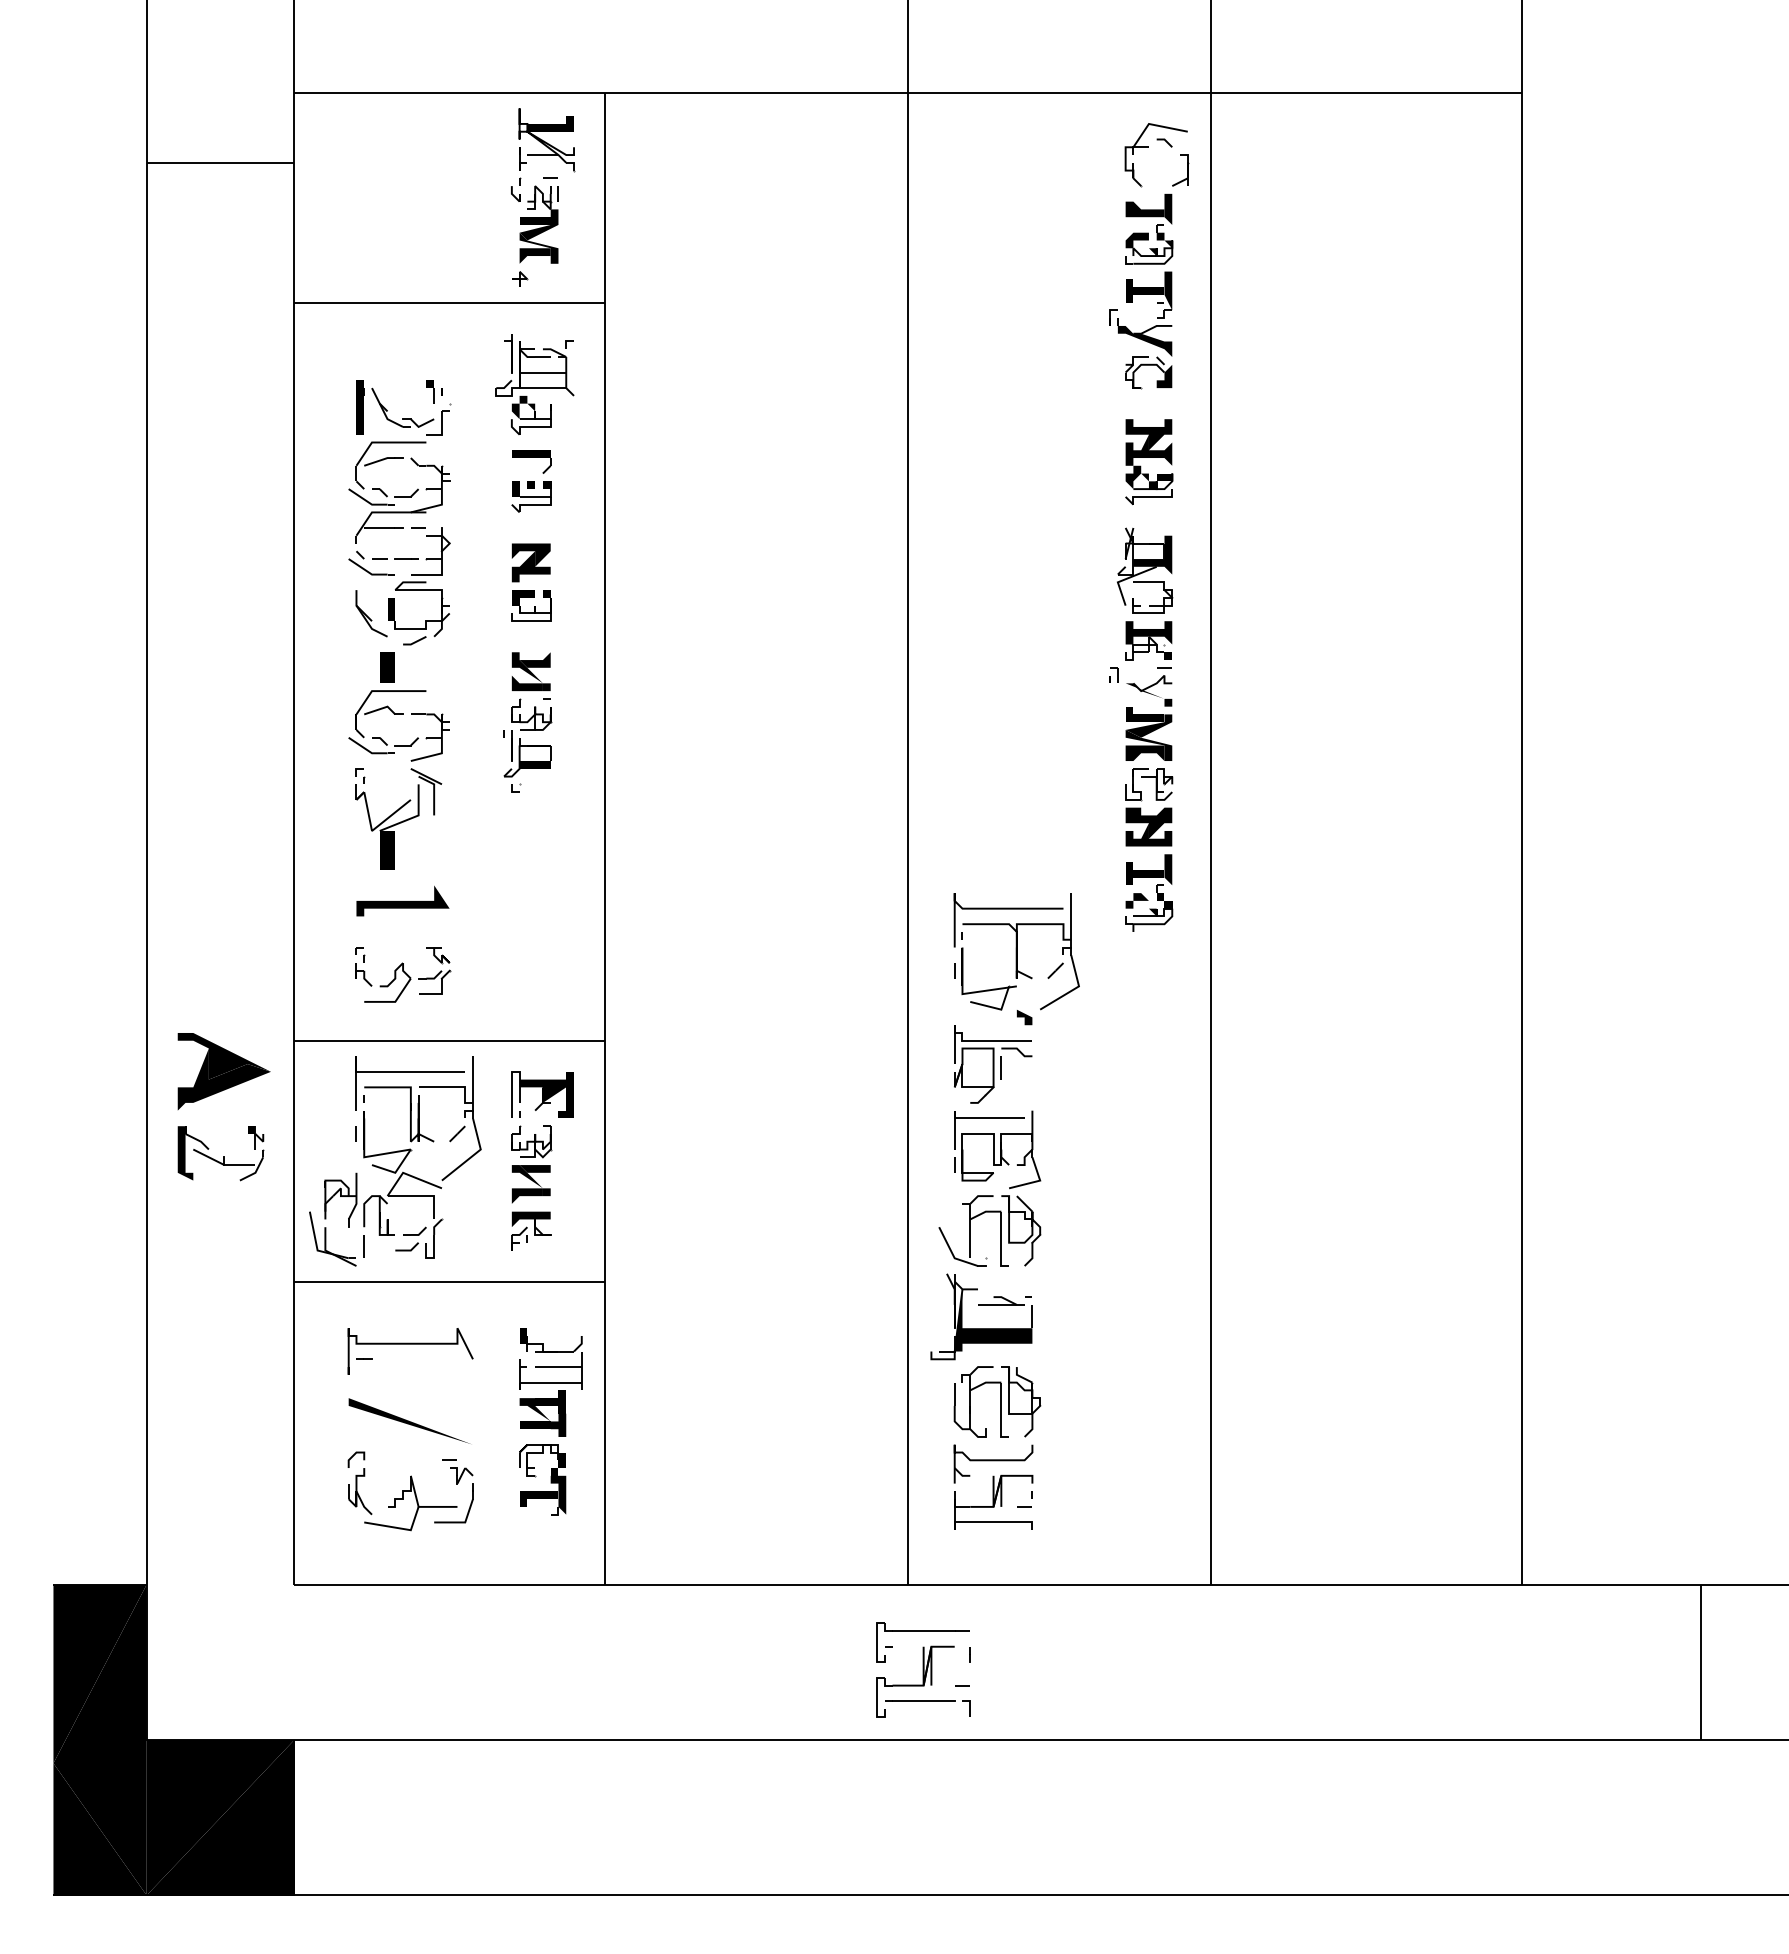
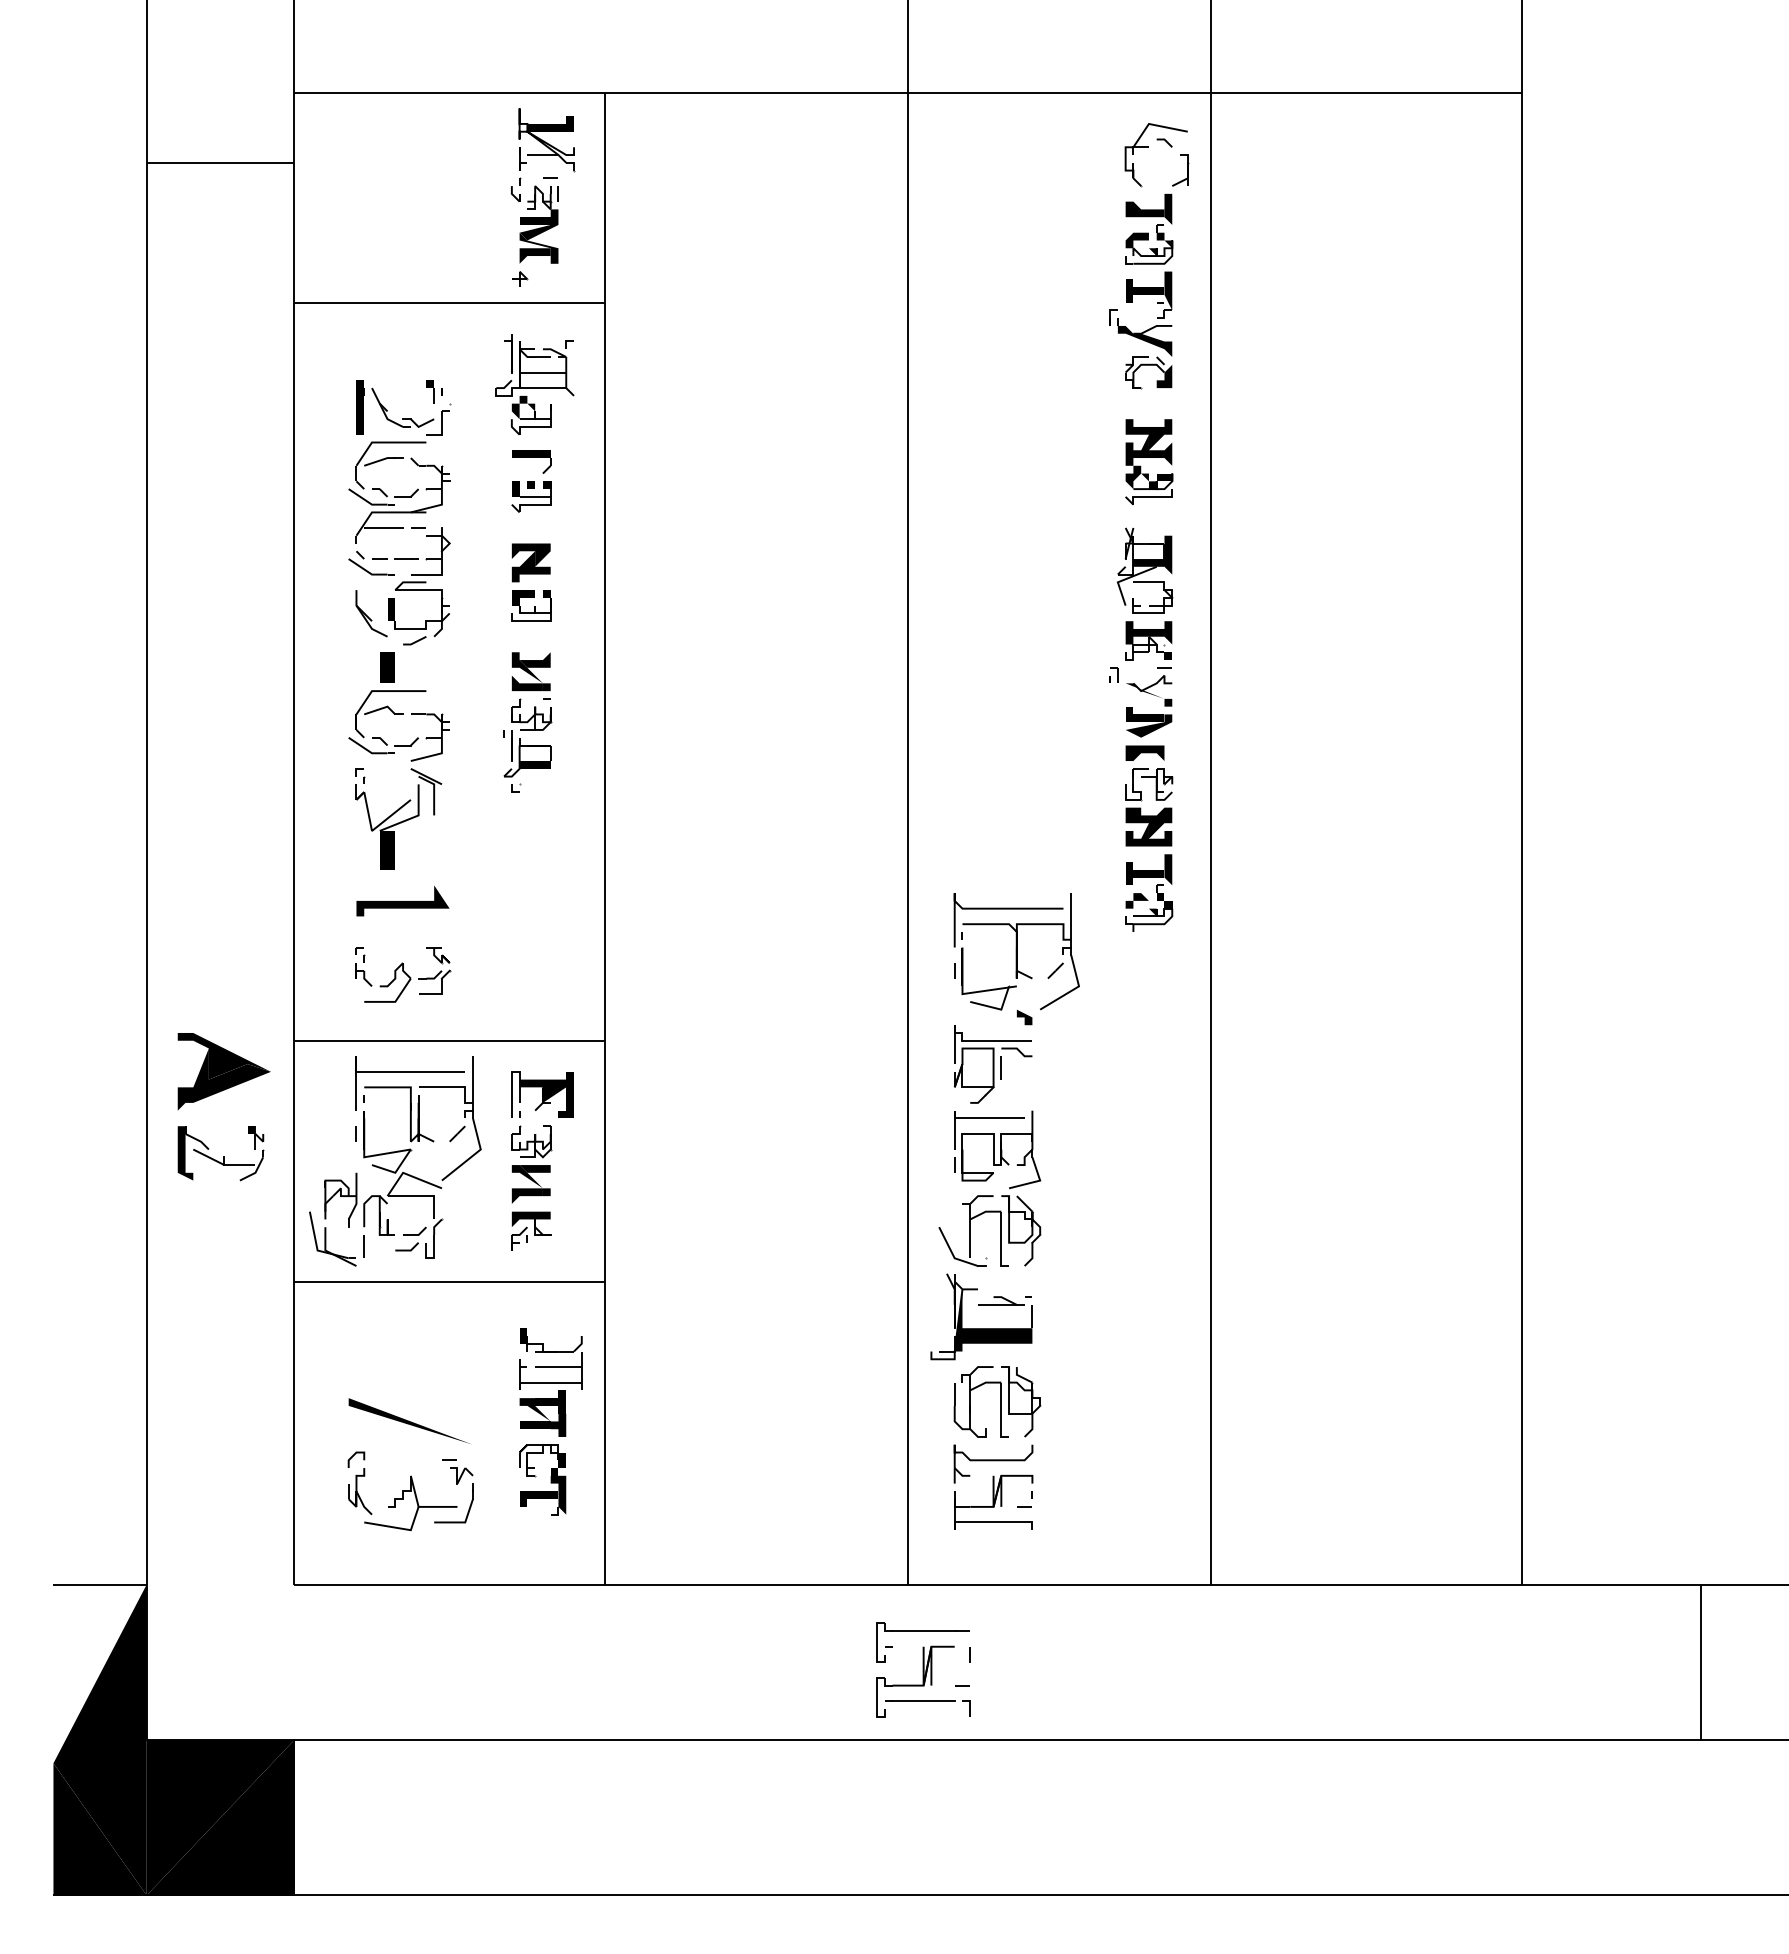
fill: present -> none (1148, 745)
part: present -> none (410, 1344)
fill: present -> none (99, 1673)
